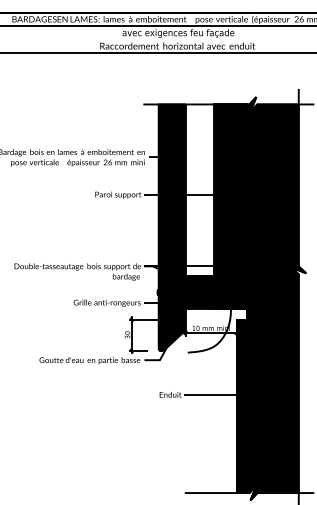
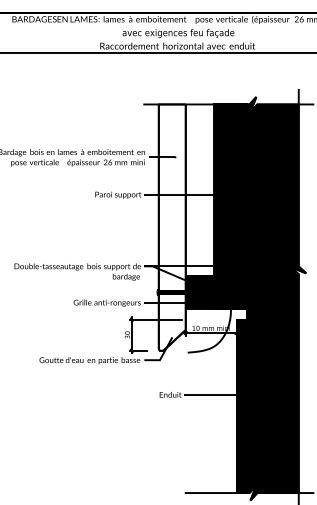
line: present -> none (157, 25)
fill: present -> none (171, 227)
